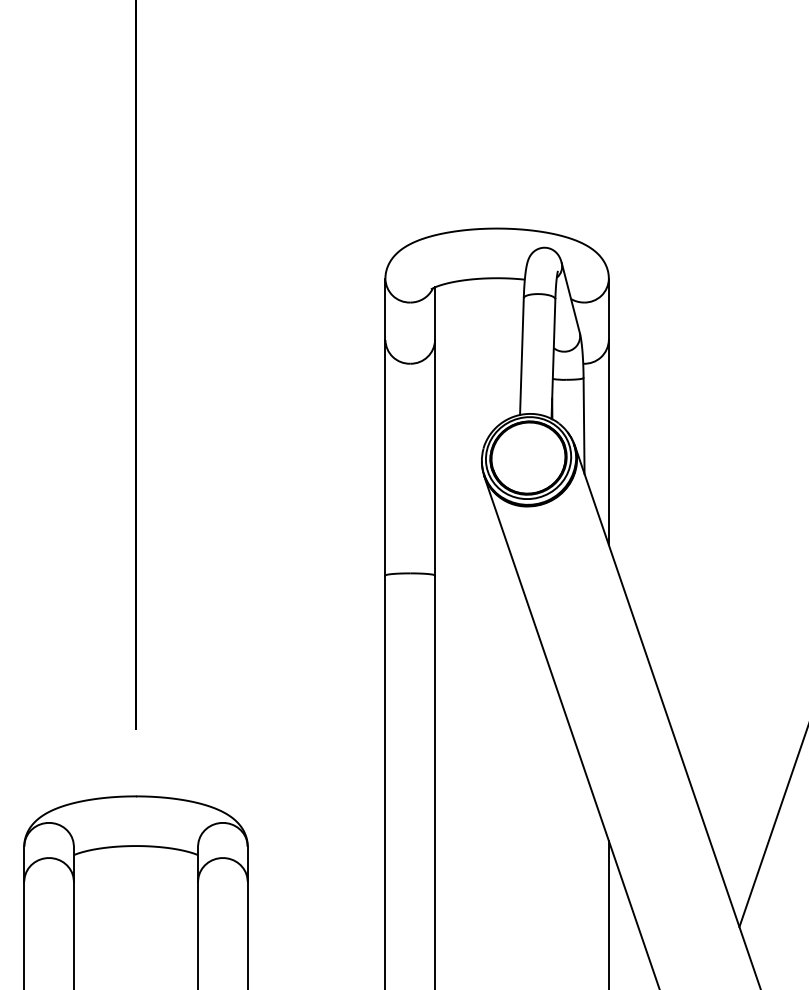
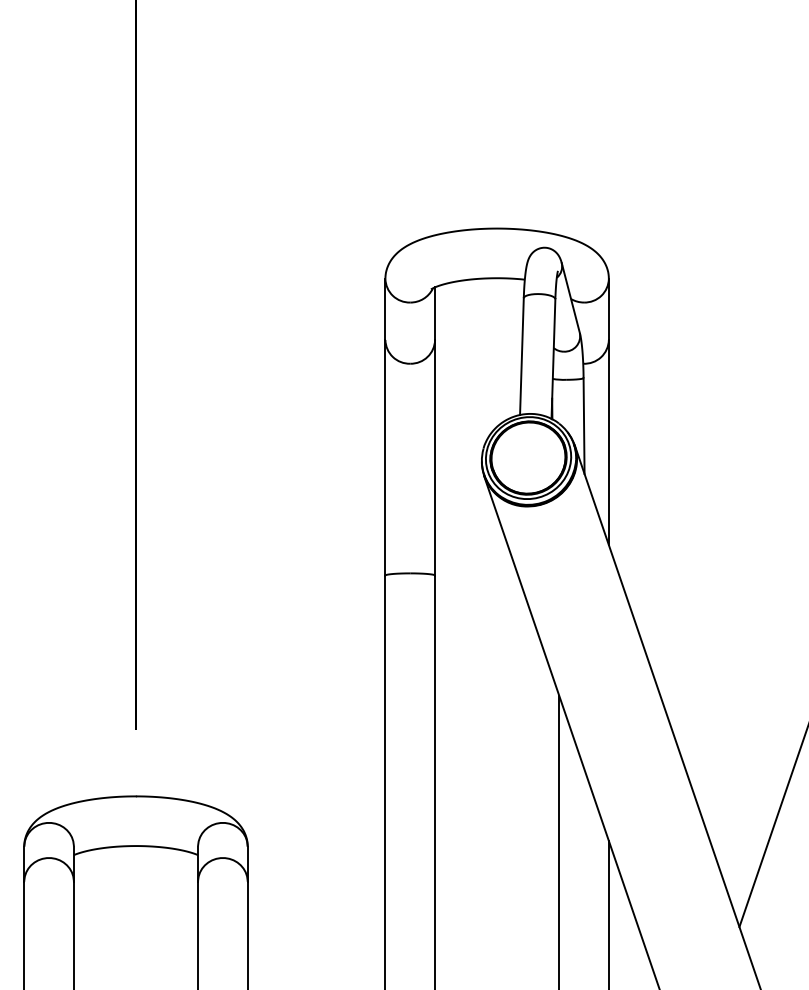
line: none -> present (559, 840)
